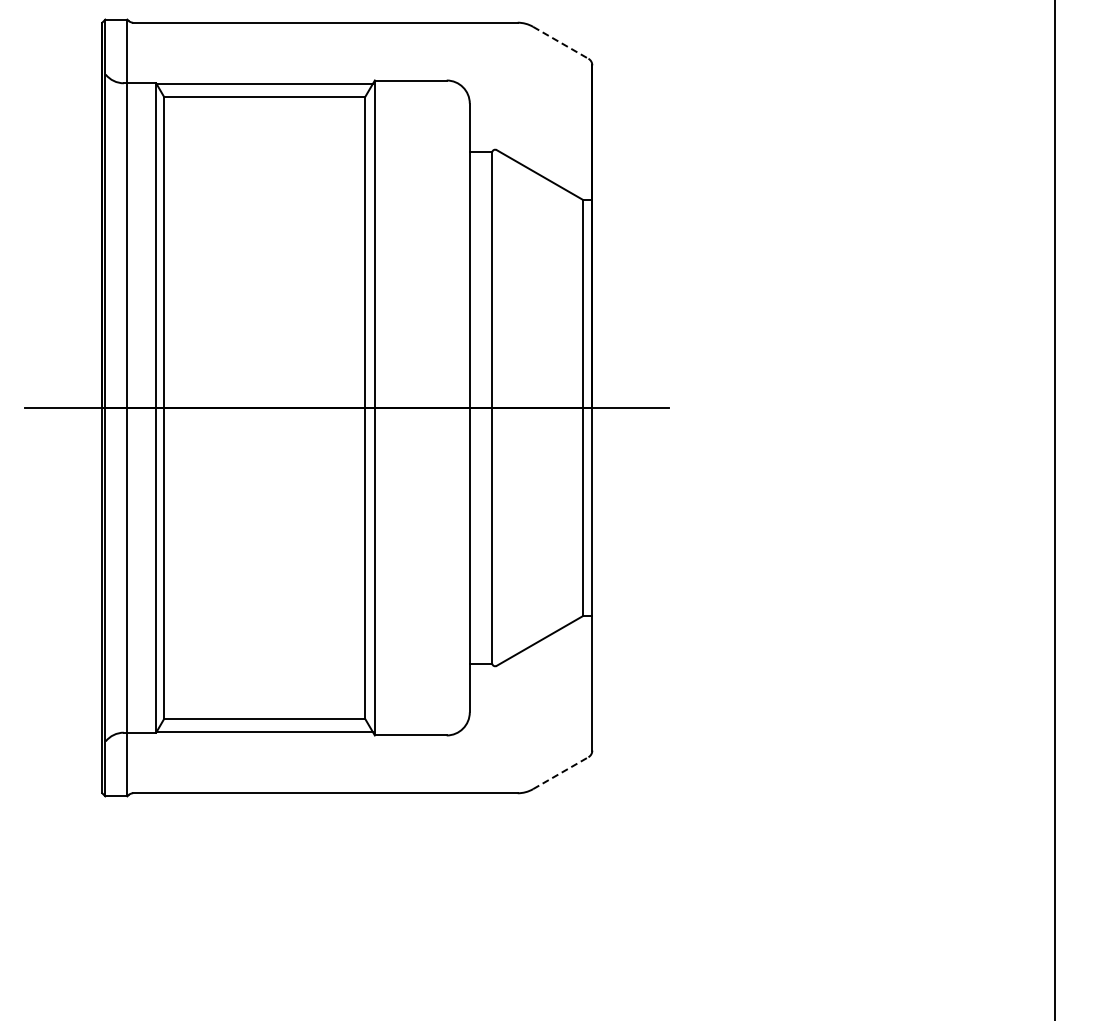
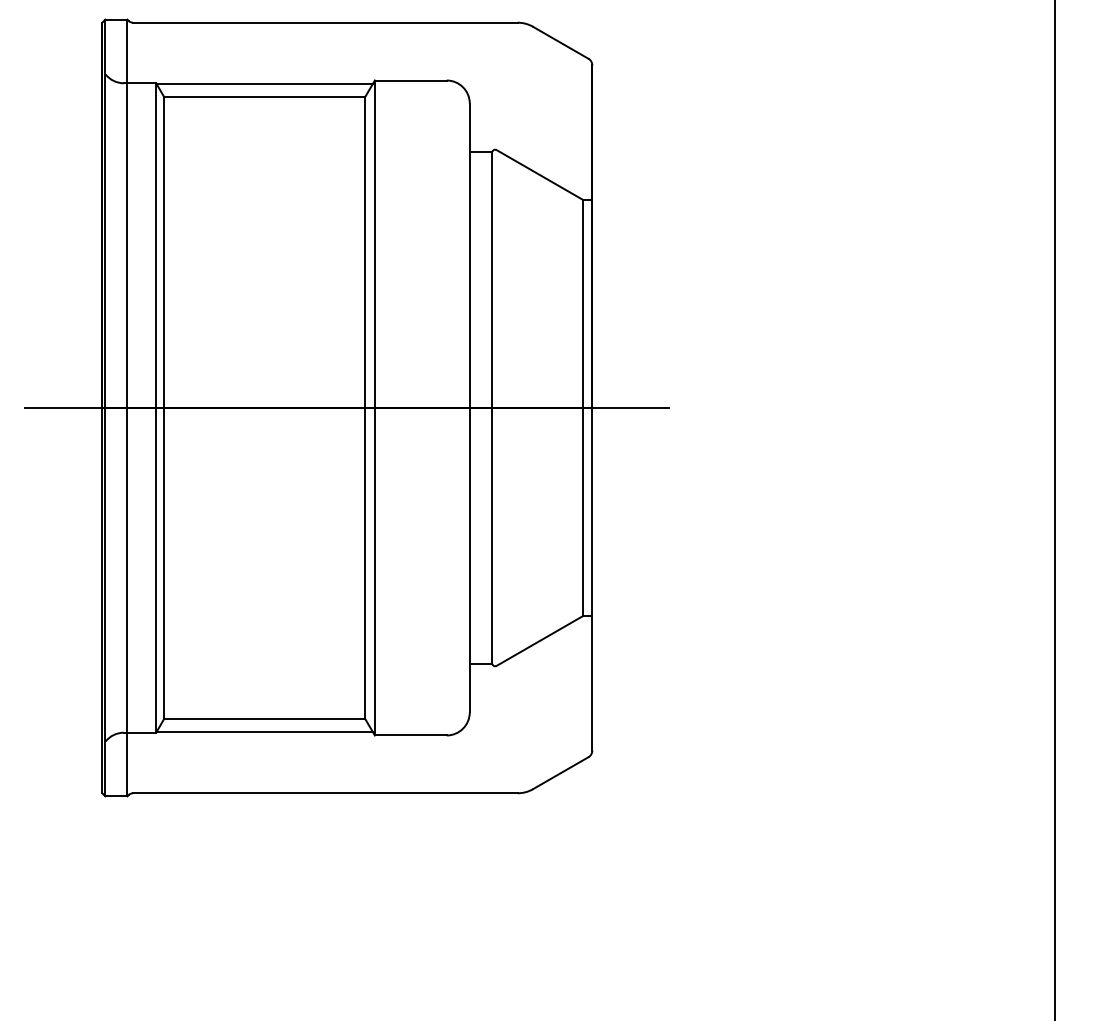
line: dashed -> solid (560, 42)
line: dashed -> solid (560, 773)
